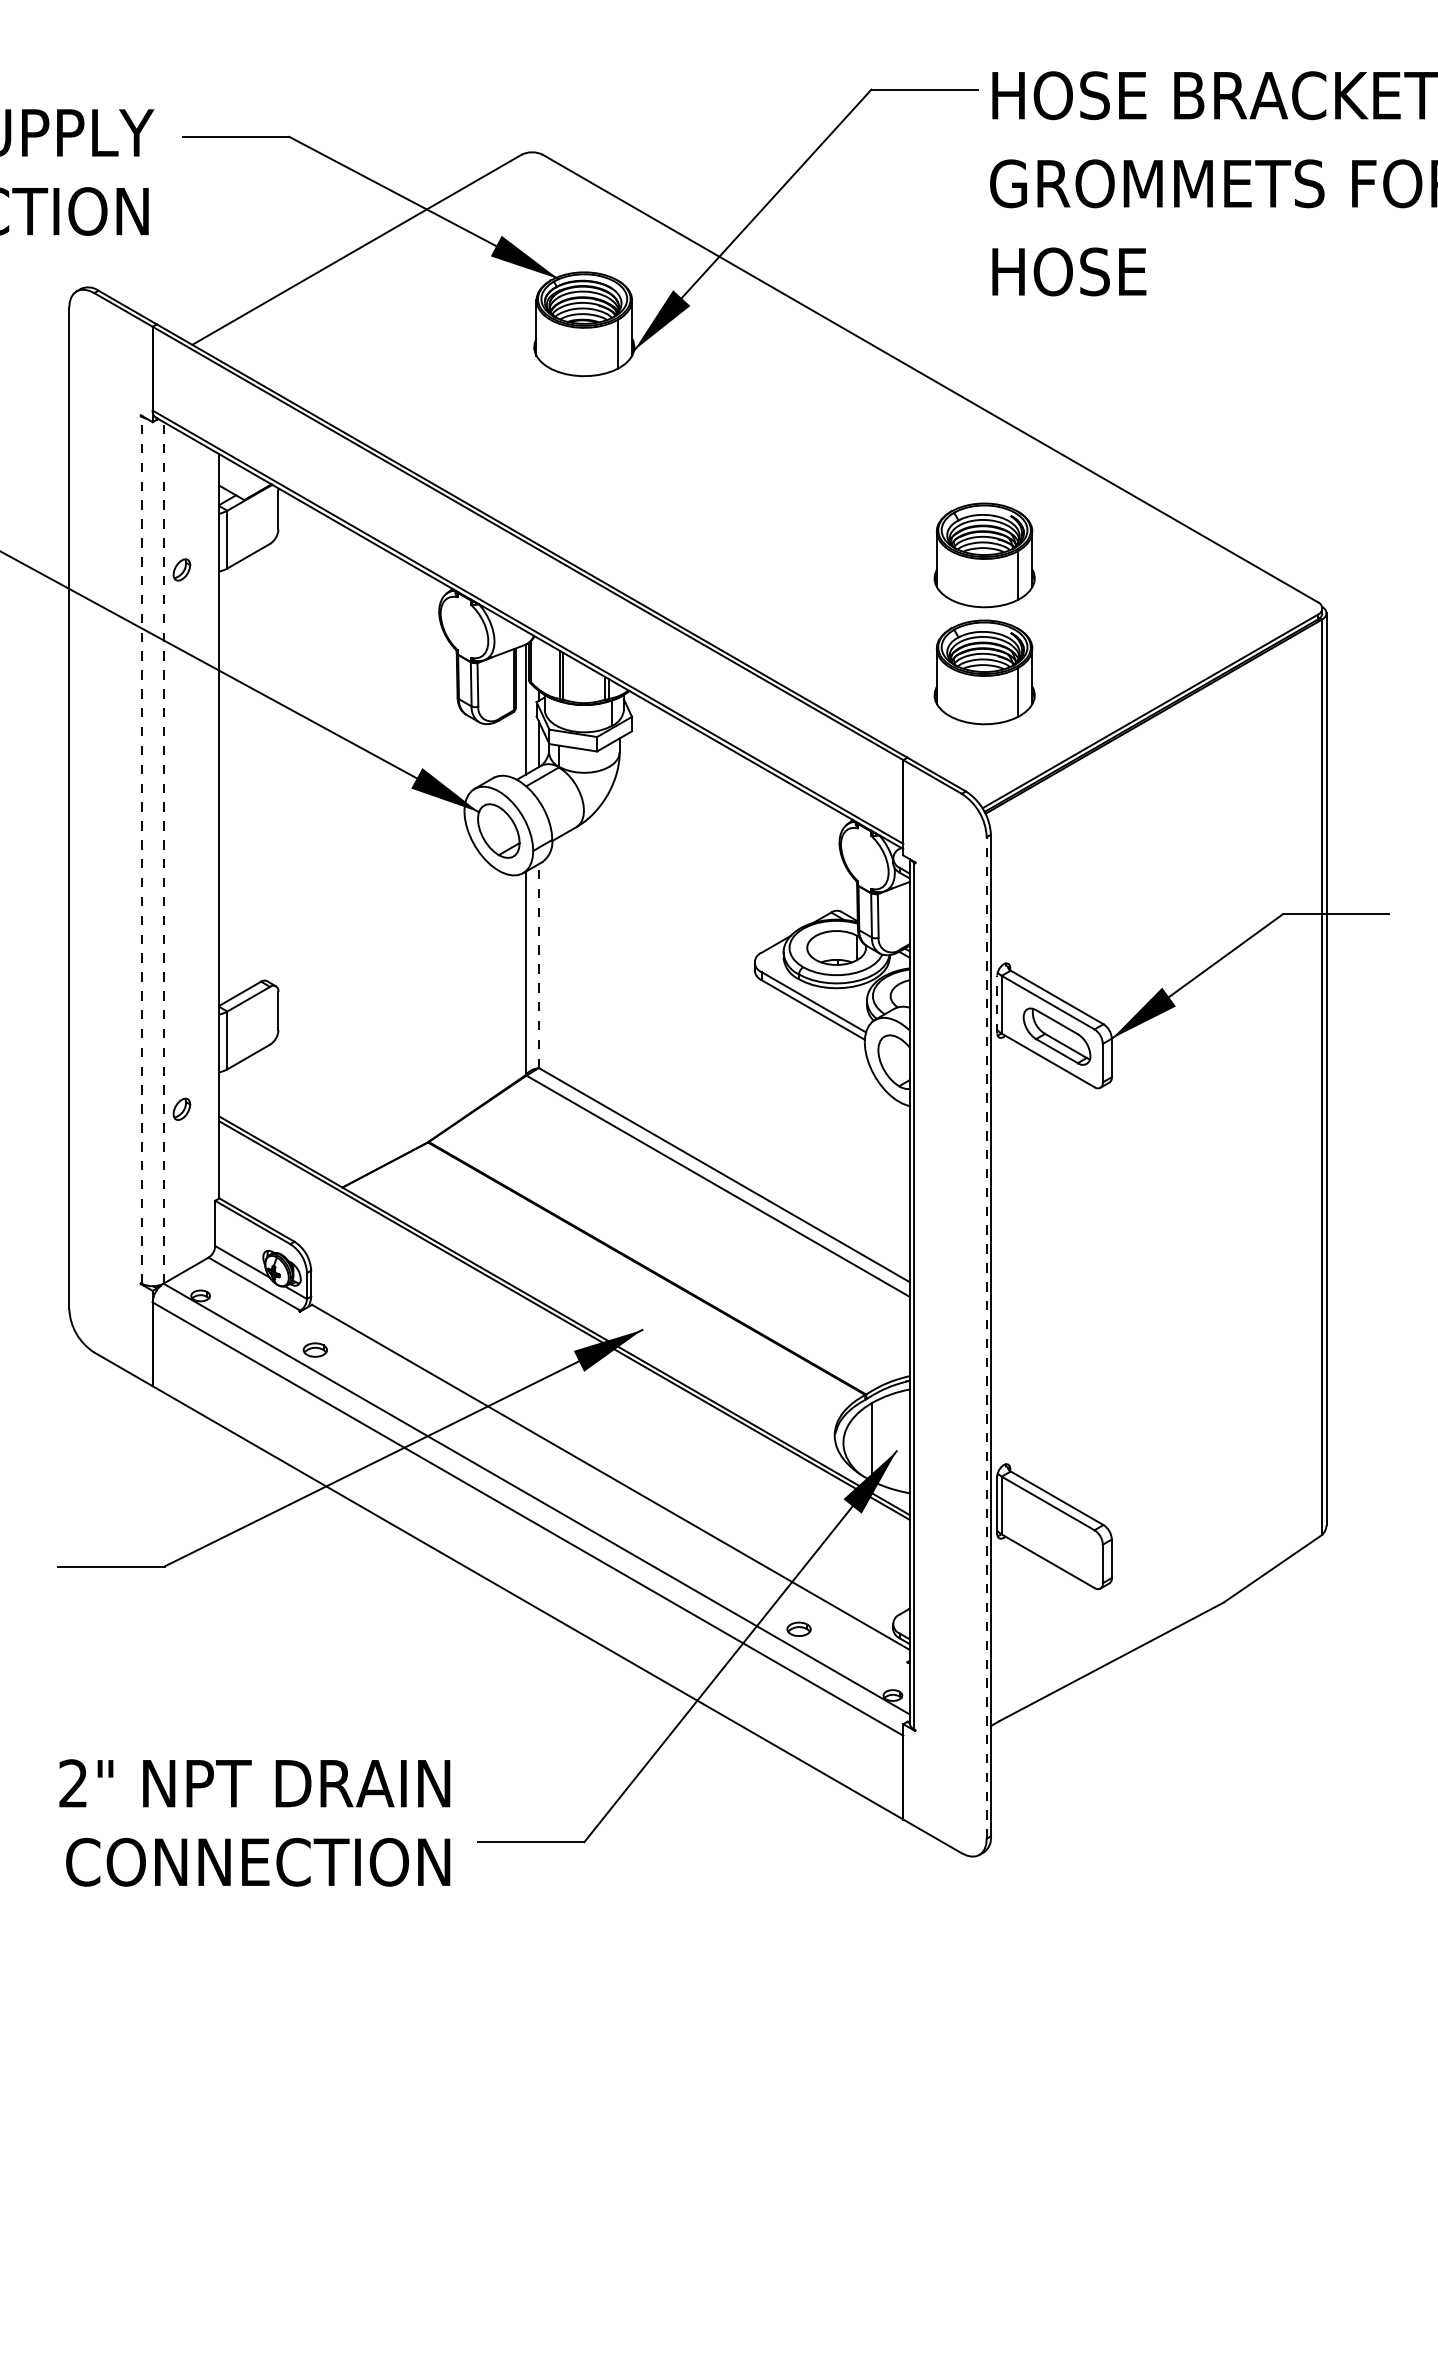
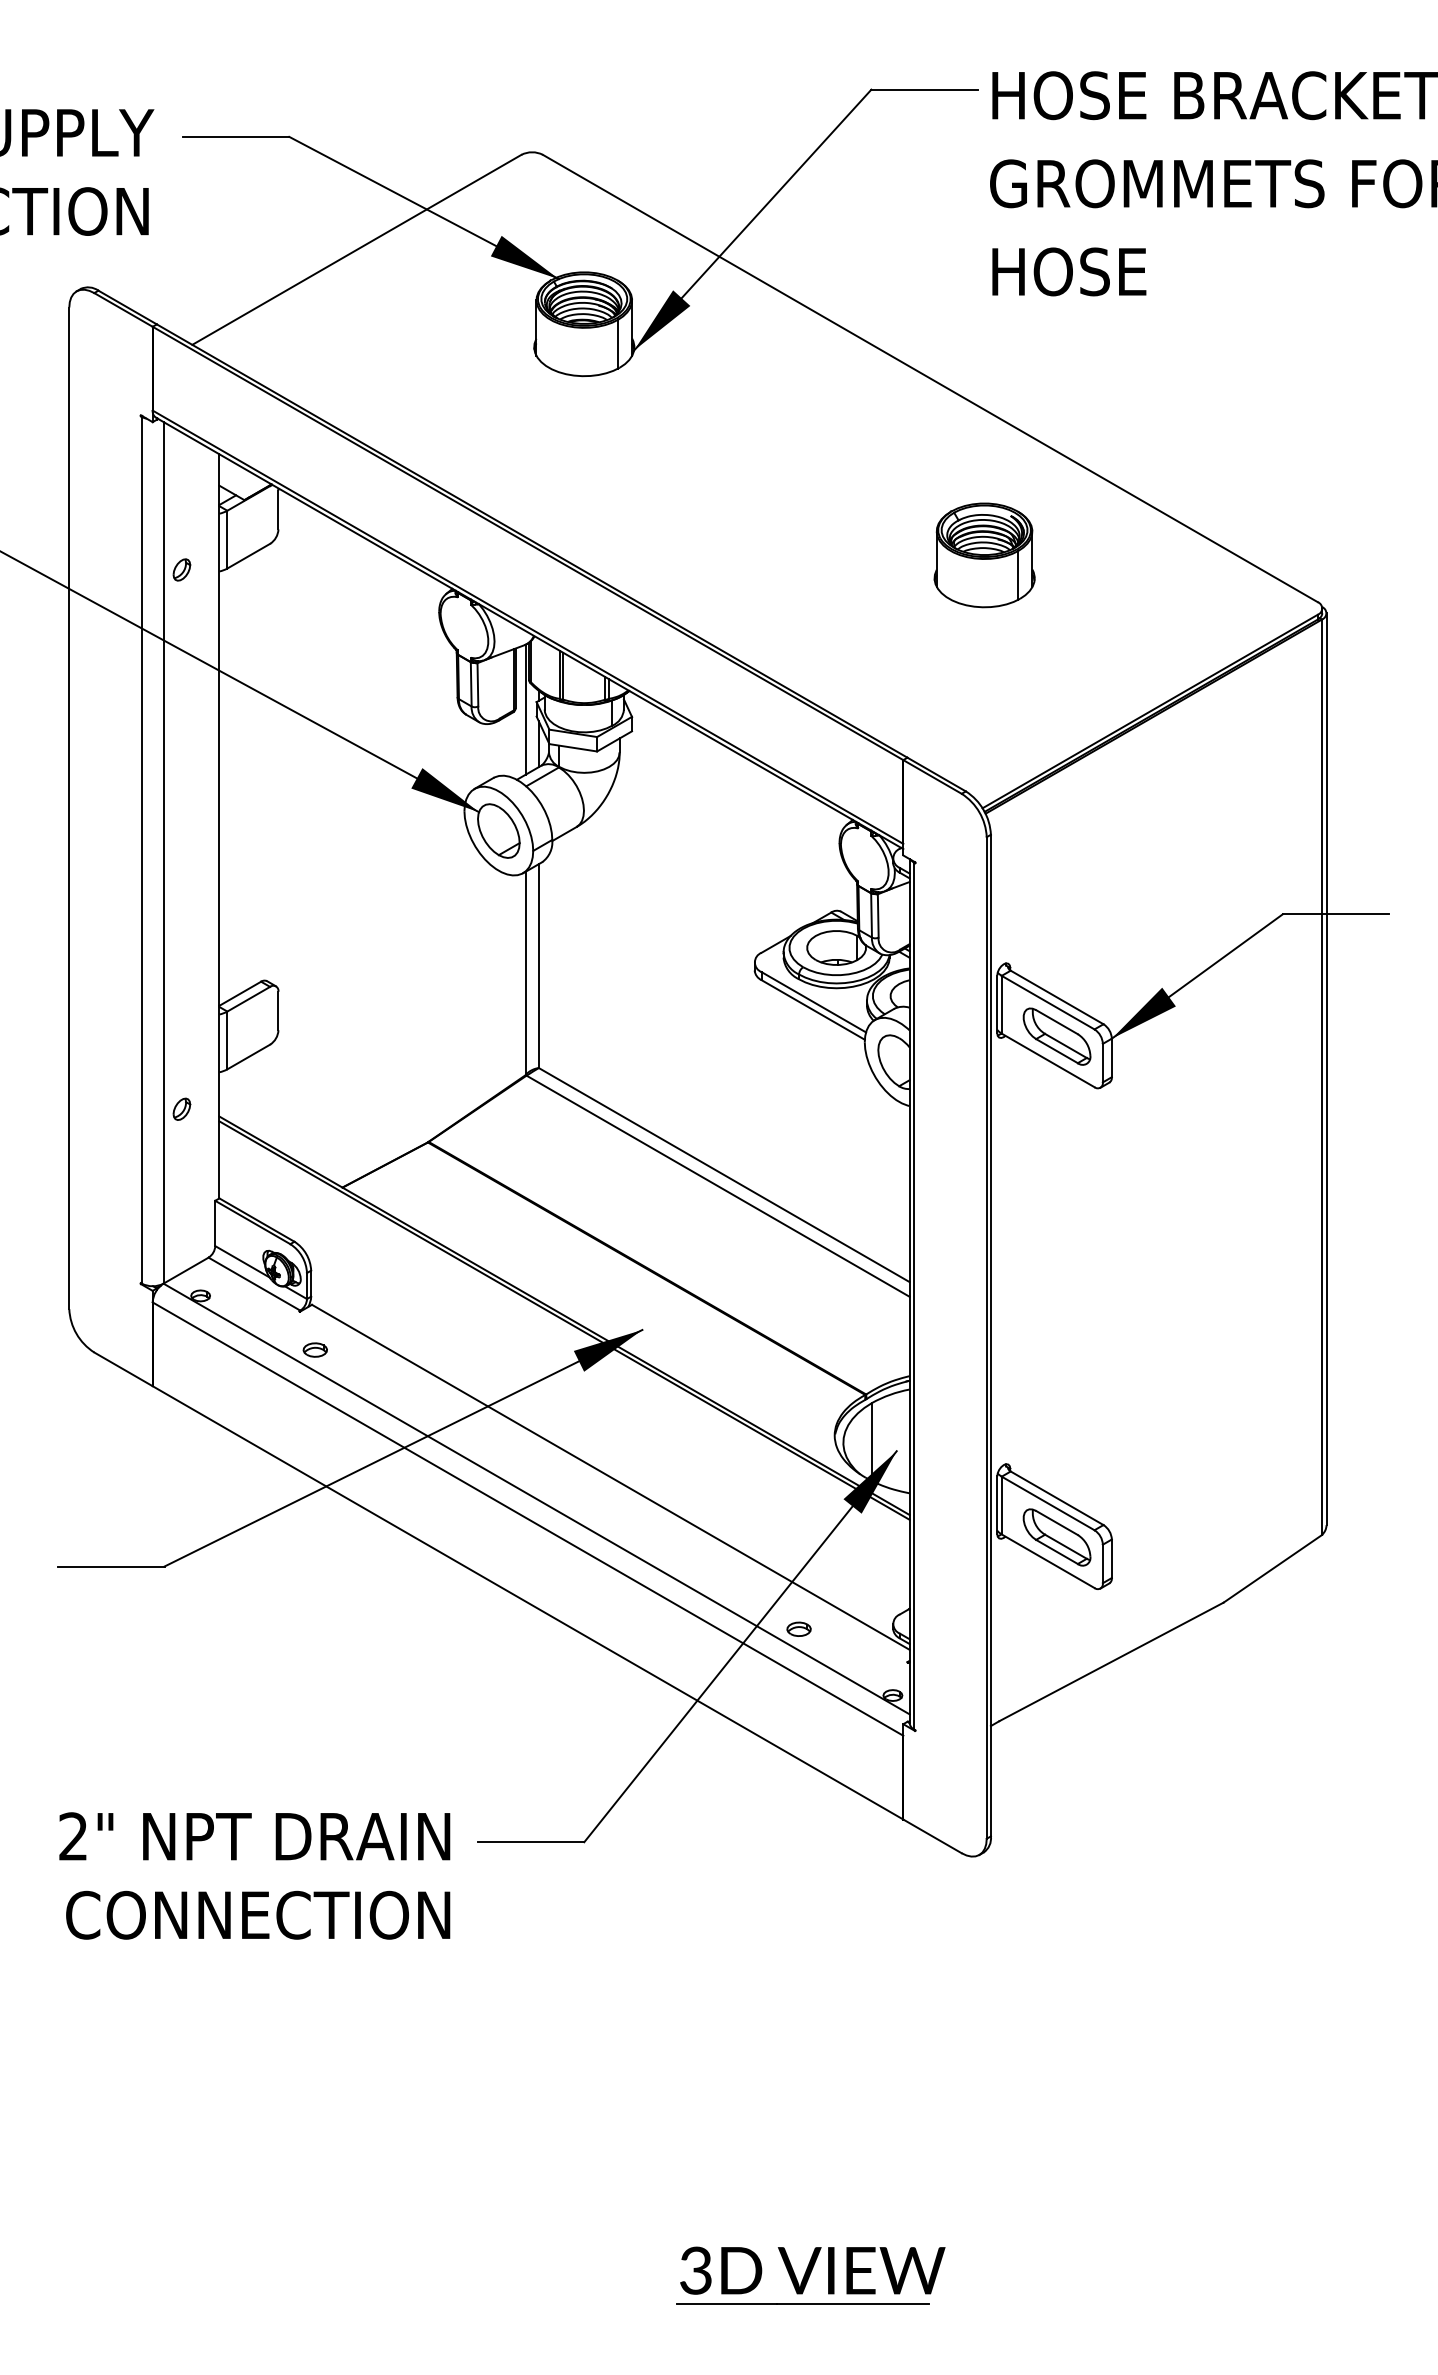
part: present -> none (984, 672)
line: dashed -> solid (141, 849)
line: dashed -> solid (163, 852)
line: dashed -> solid (538, 966)
line: dashed -> solid (997, 1004)
line: dashed -> solid (986, 1337)
part: none -> present (1056, 1537)
text position: (254, 1822) -> (254, 1875) (254, 1875)
part: none -> present (810, 2275)
